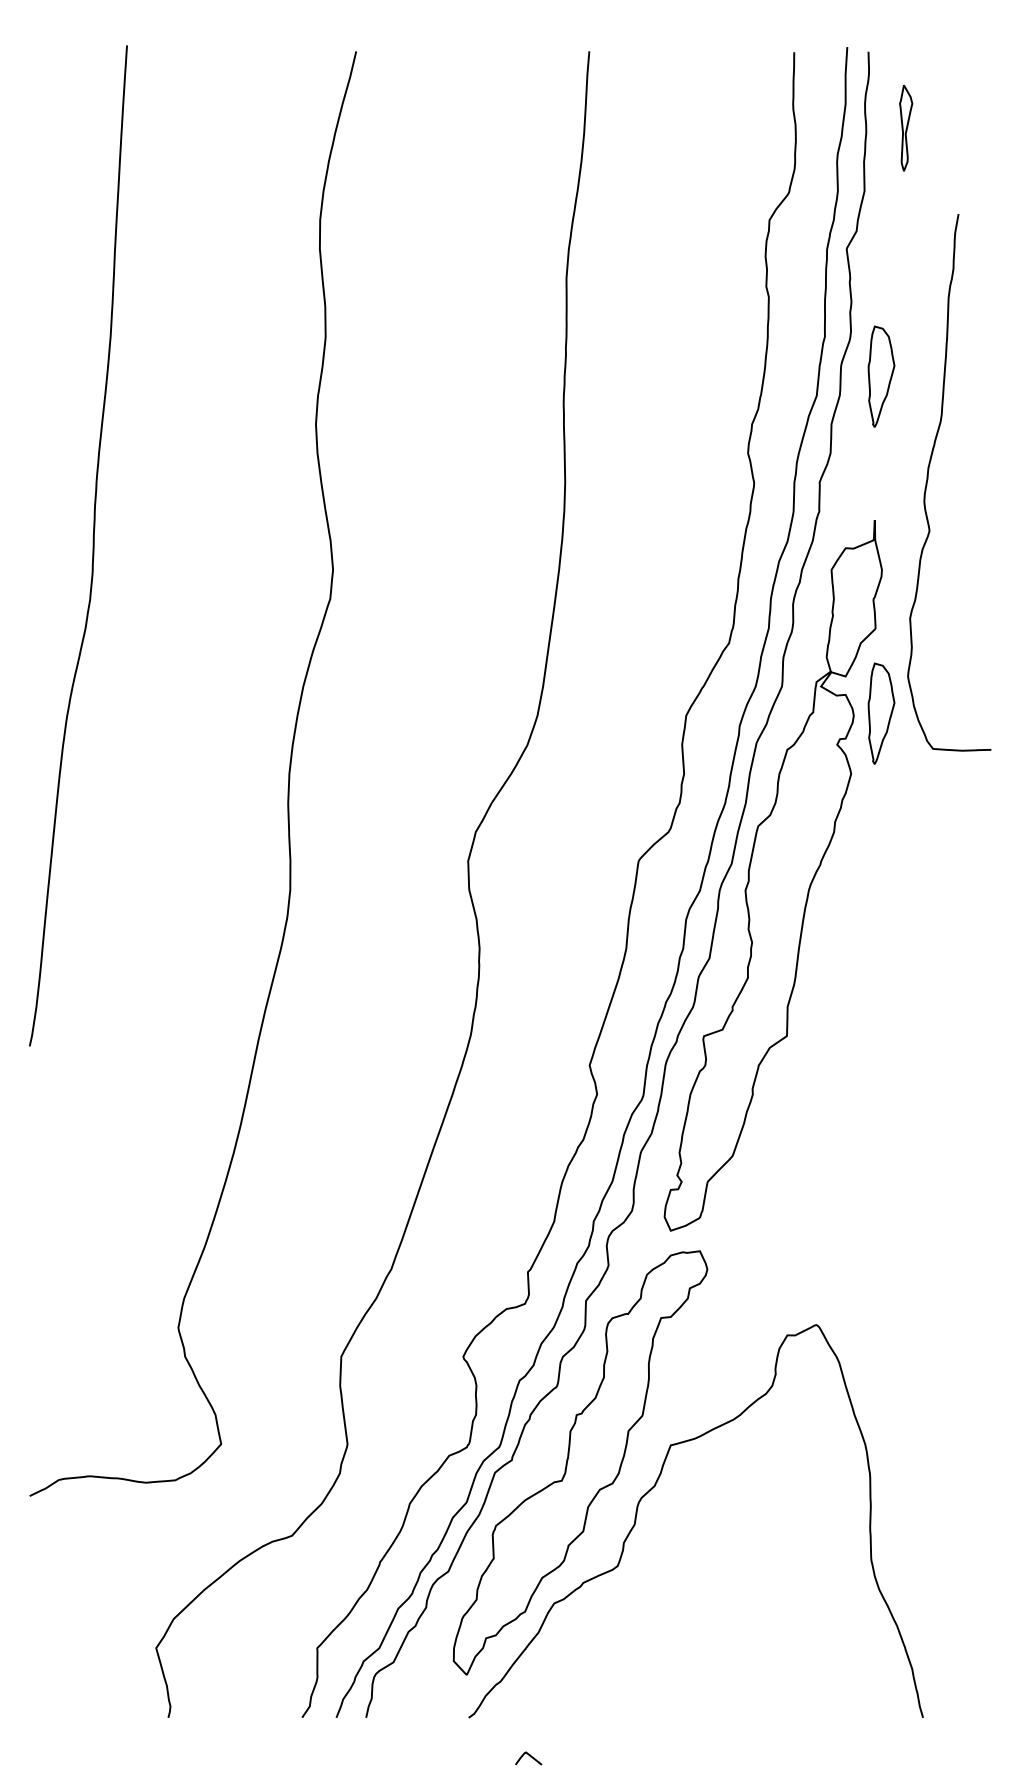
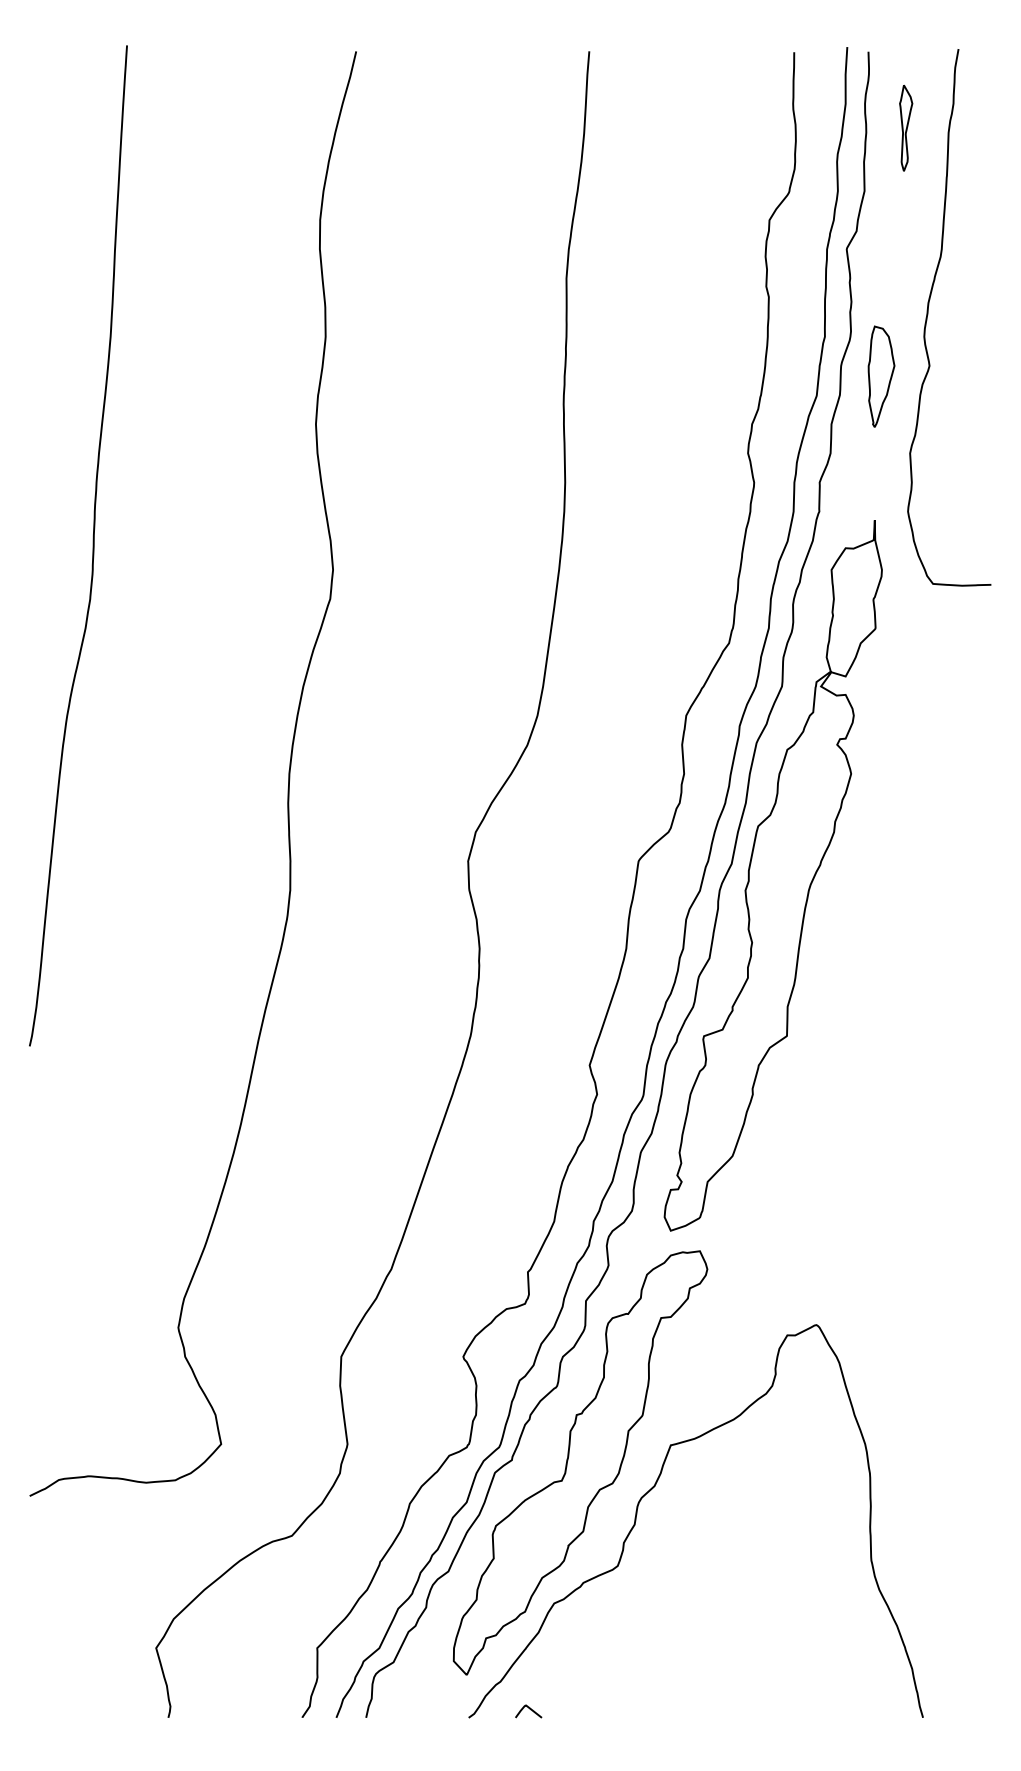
curve position: (928, 479) -> (928, 314) (928, 314)
part: present -> none (881, 713)
curve position: (529, 1756) -> (529, 1709) (529, 1709)
